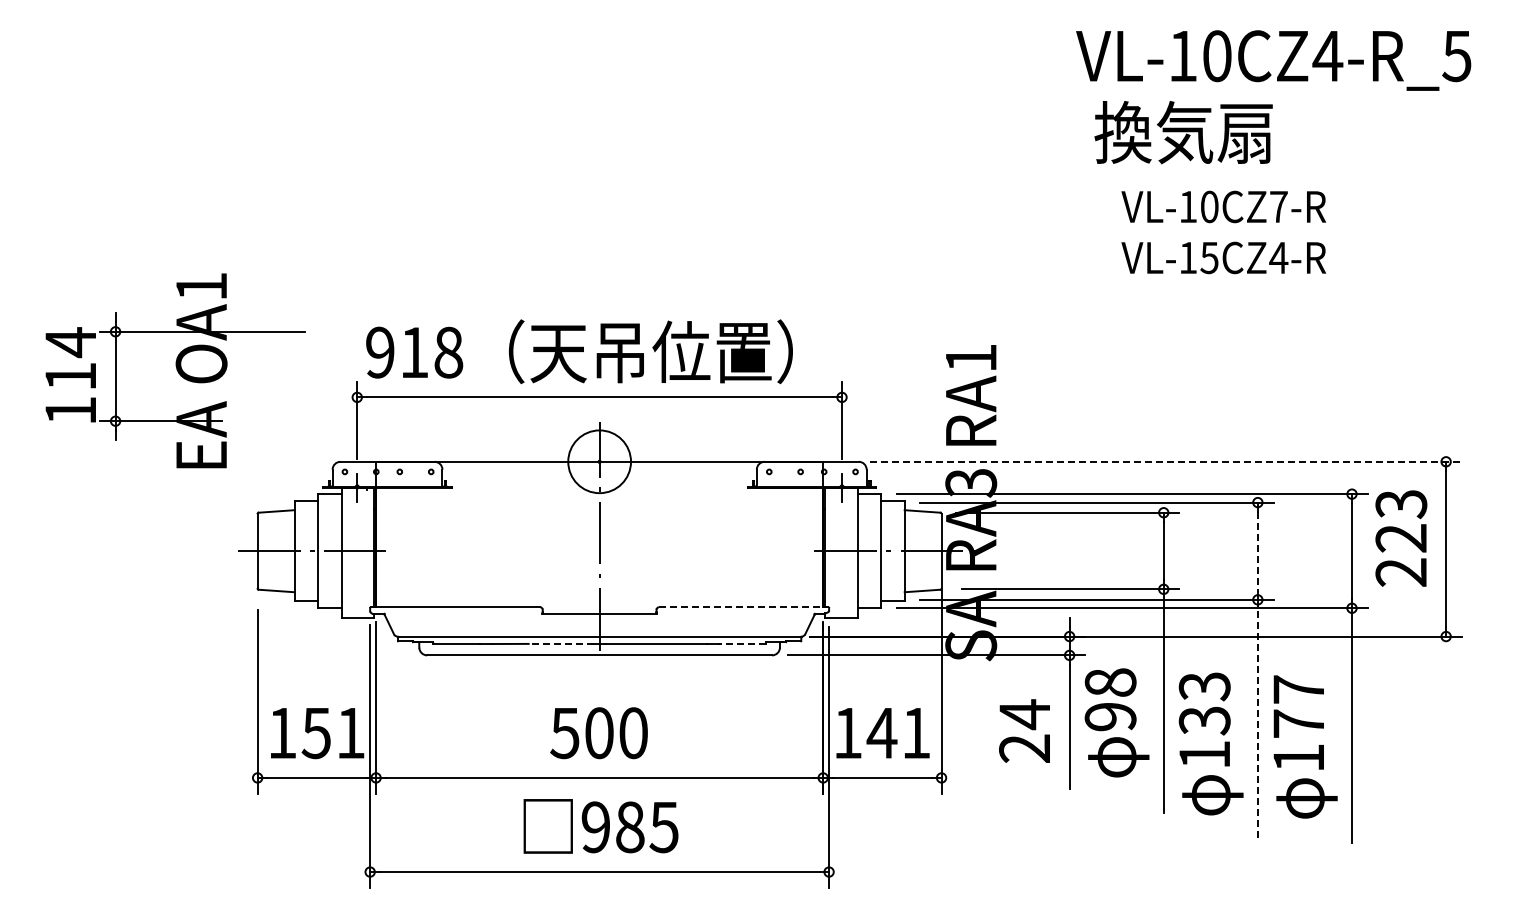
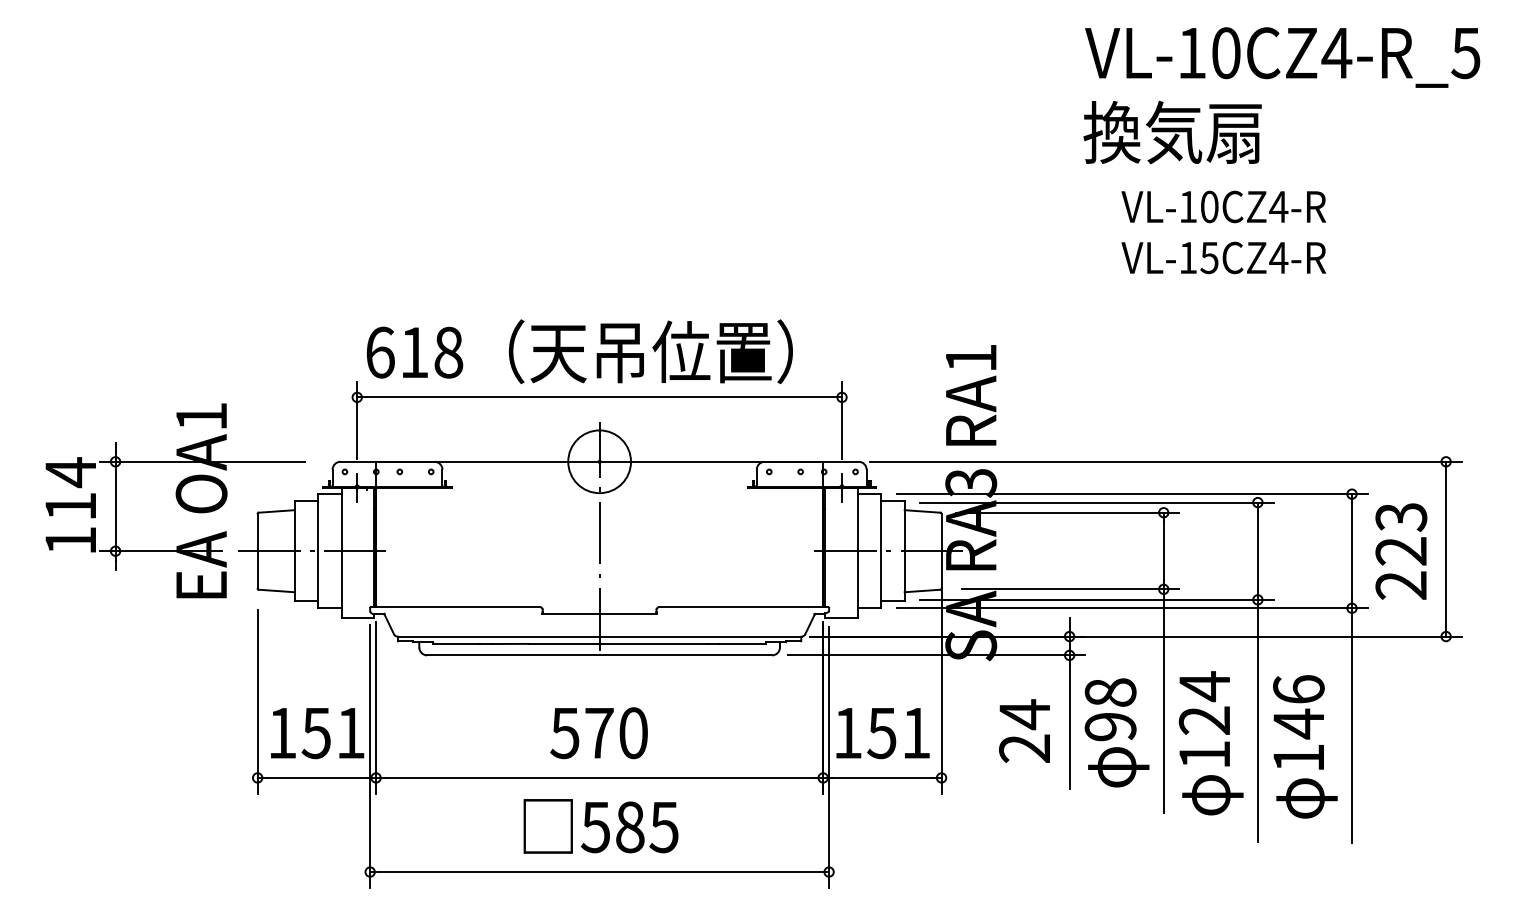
text position: (1273, 60) -> (1282, 57) (1282, 57)
text position: (1183, 132) -> (1172, 132) (1172, 132)
text: VL-10CZ7-R -> VL-10CZ4-R (1278, 206)
text: 918 -> 618 (380, 352)
part position: (175, 370) -> (175, 500) (175, 500)
line: dashed -> solid (1165, 461)
text position: (1401, 538) -> (1401, 551) (1401, 551)
line: dashed -> solid (1257, 551)
line: dashed -> solid (743, 607)
line: dashed -> solid (560, 644)
line: dashed -> solid (741, 644)
text: 133 -> 124 (1204, 703)
text: 177 -> 146 (1298, 707)
line: dashed -> solid (1257, 721)
text position: (1116, 722) -> (1116, 732) (1116, 732)
text: 500 -> 570 (599, 733)
text: 141 -> 151 (881, 733)
text: 985 -> 585 (595, 827)
